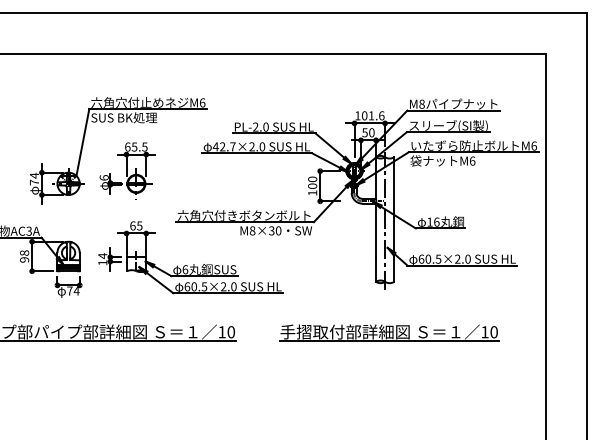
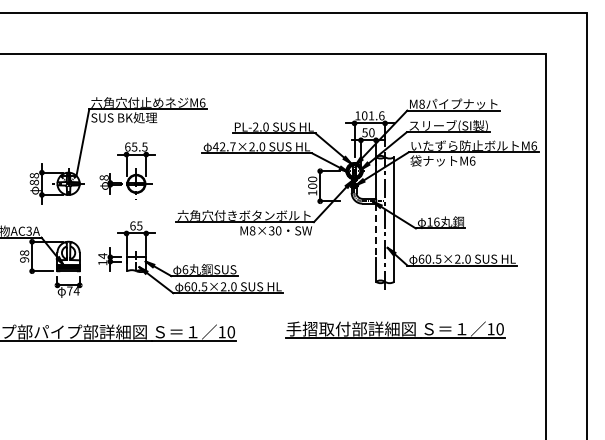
text: 6 -> 8 (103, 177)
text: 74 -> 88 (34, 178)
line: solid -> dashed (376, 231)
part position: (389, 332) -> (395, 329) (395, 329)
